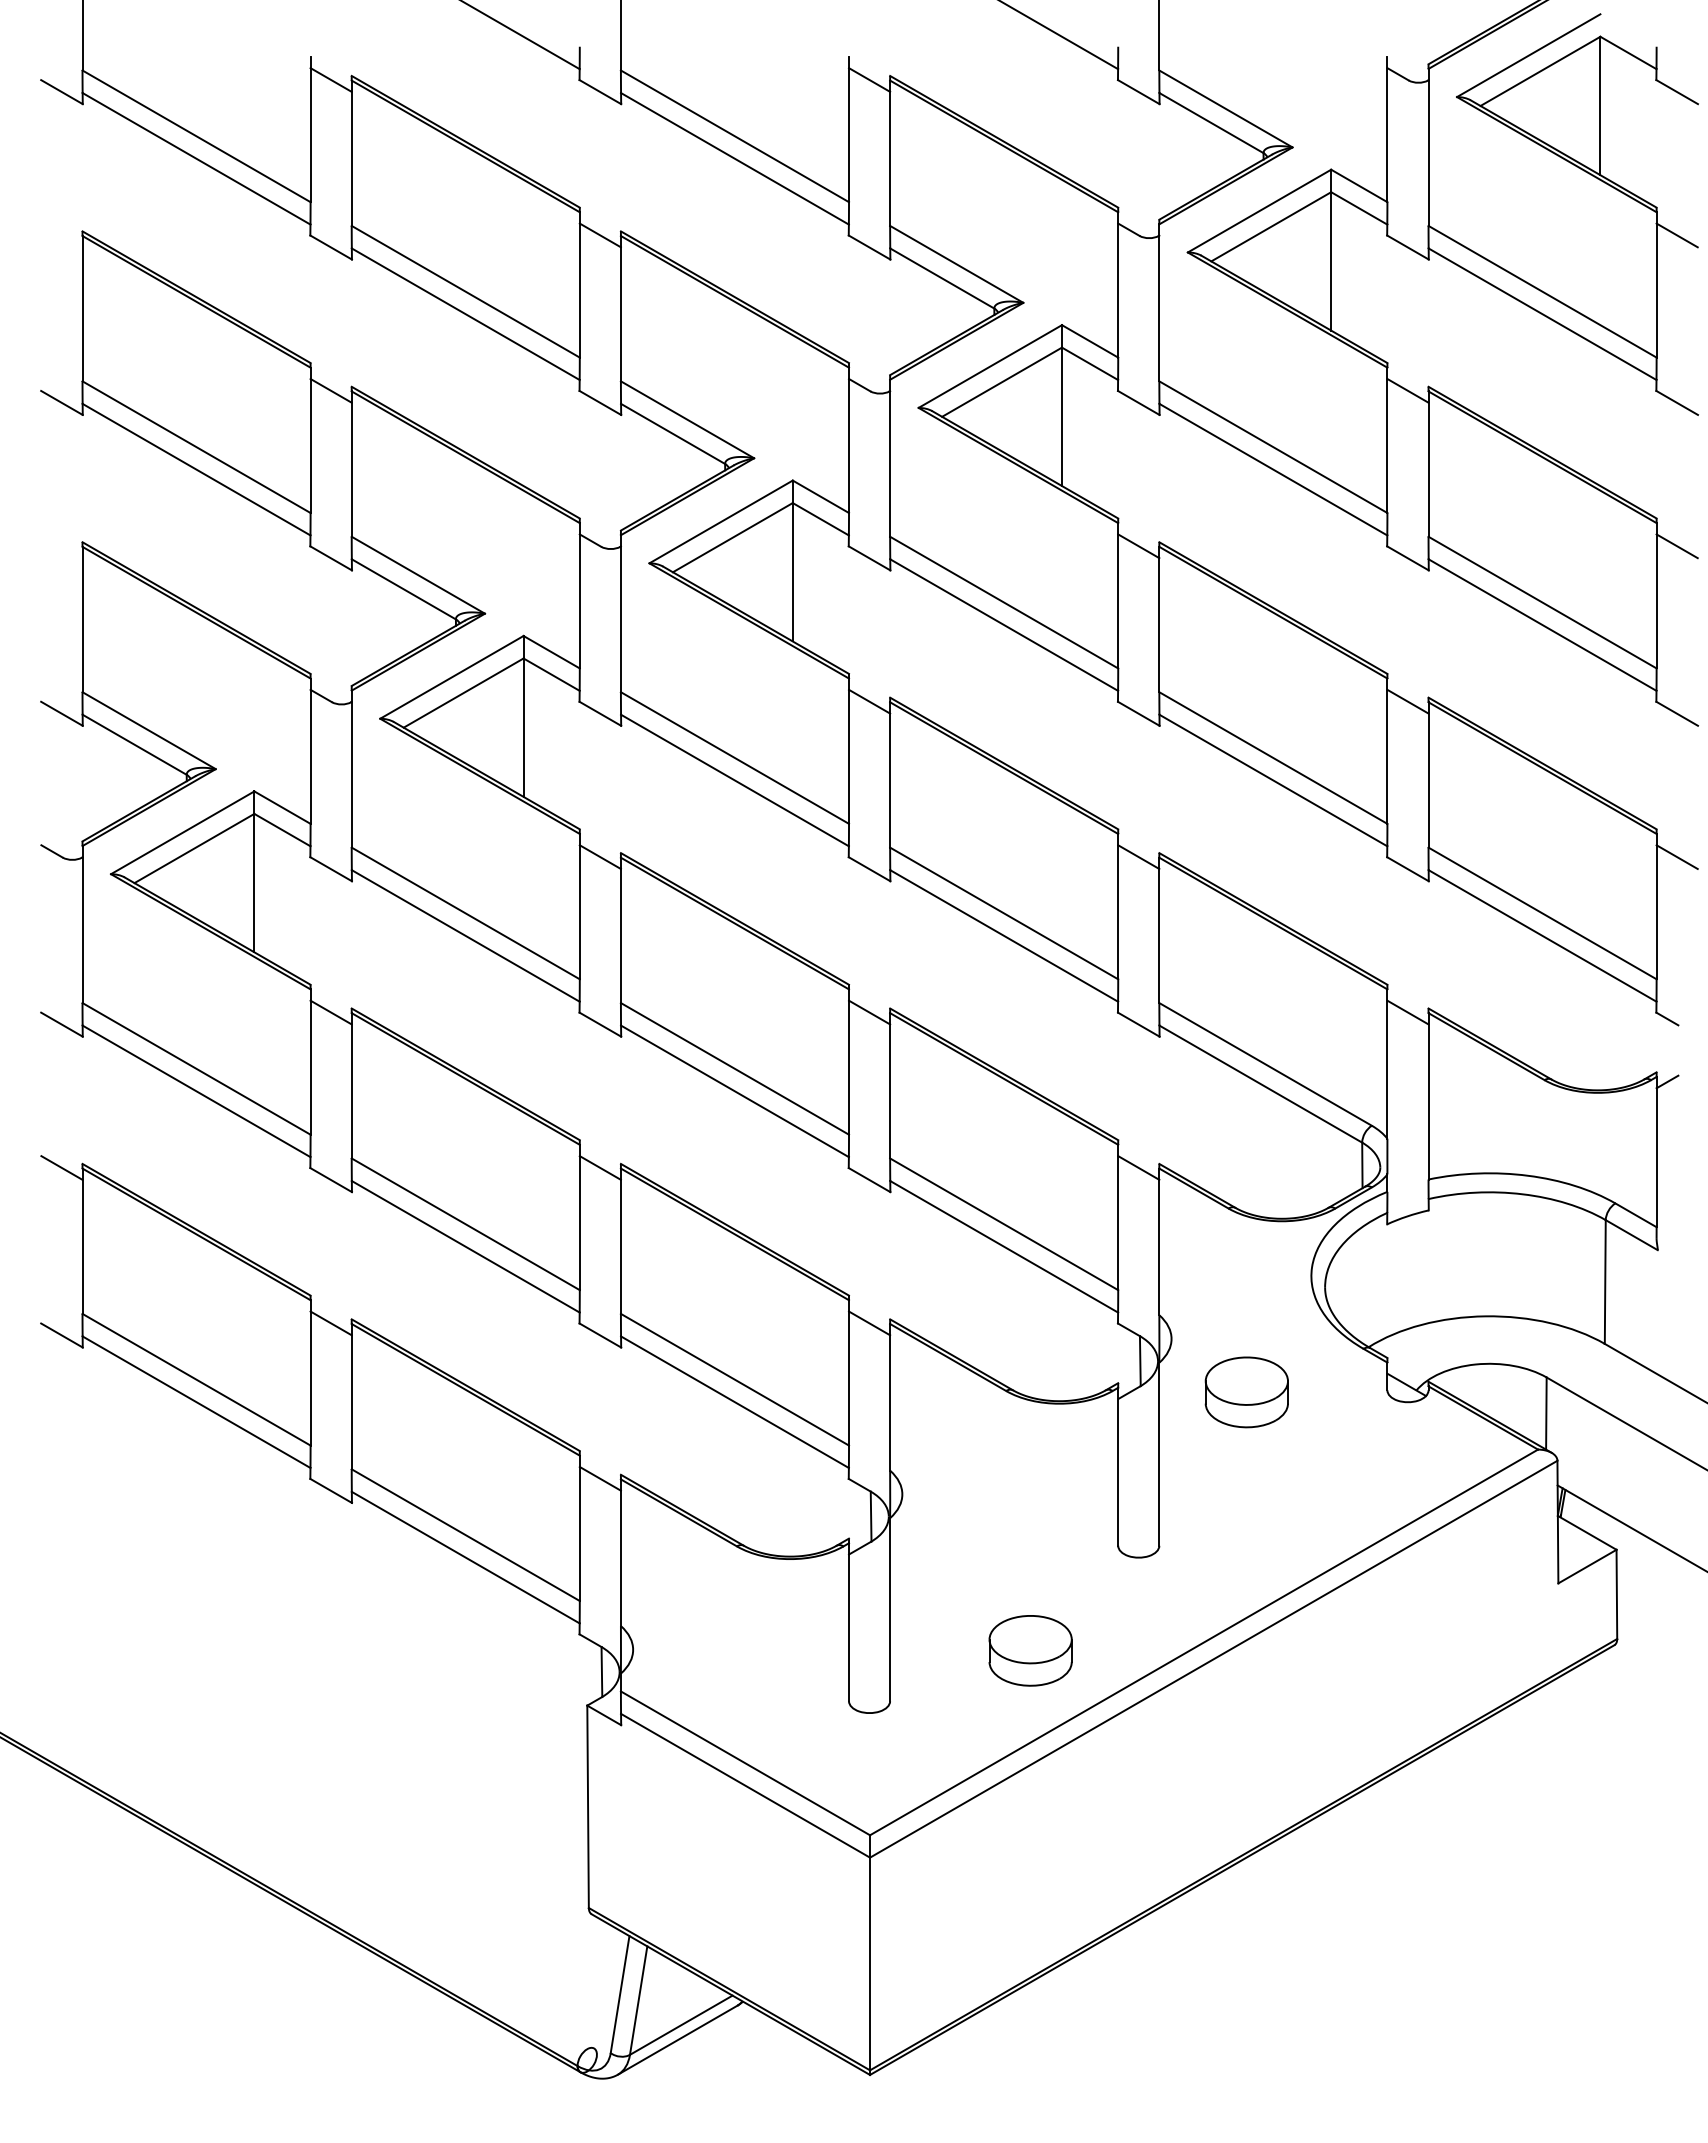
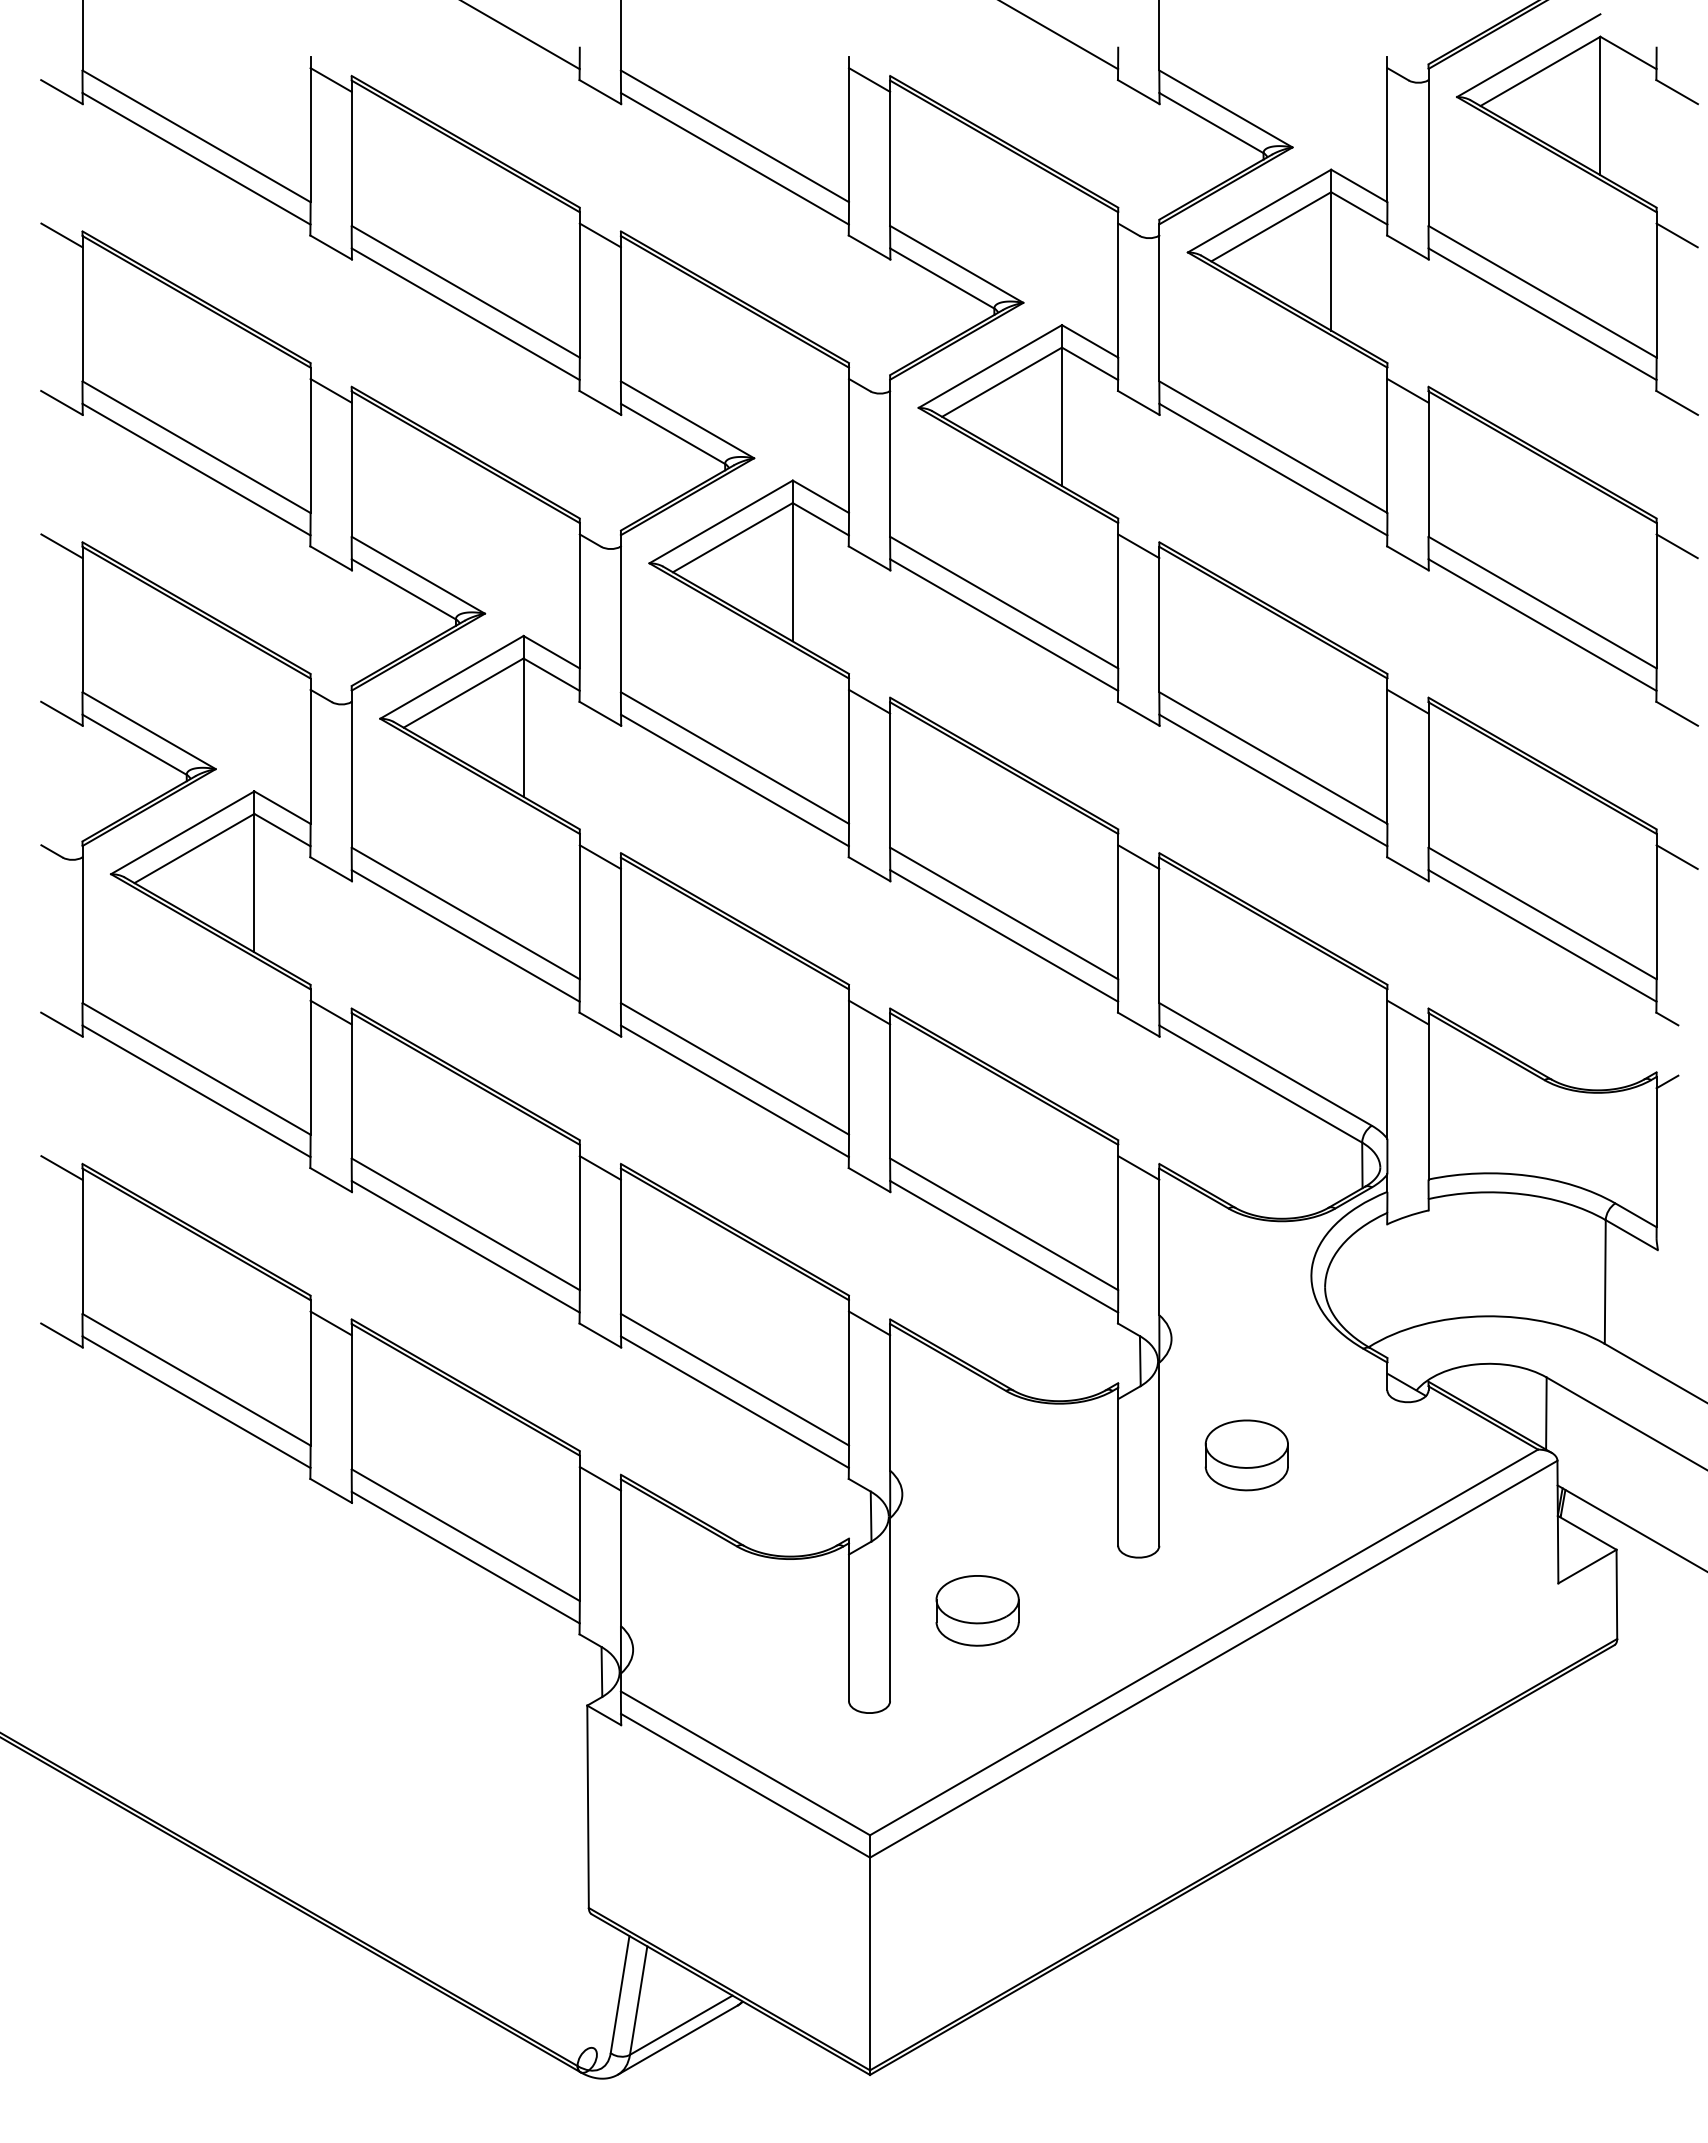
line: none -> present (61, 235)
line: none -> present (61, 546)
part position: (1246, 1392) -> (1246, 1455) (1246, 1455)
part position: (1030, 1650) -> (977, 1610) (977, 1610)
